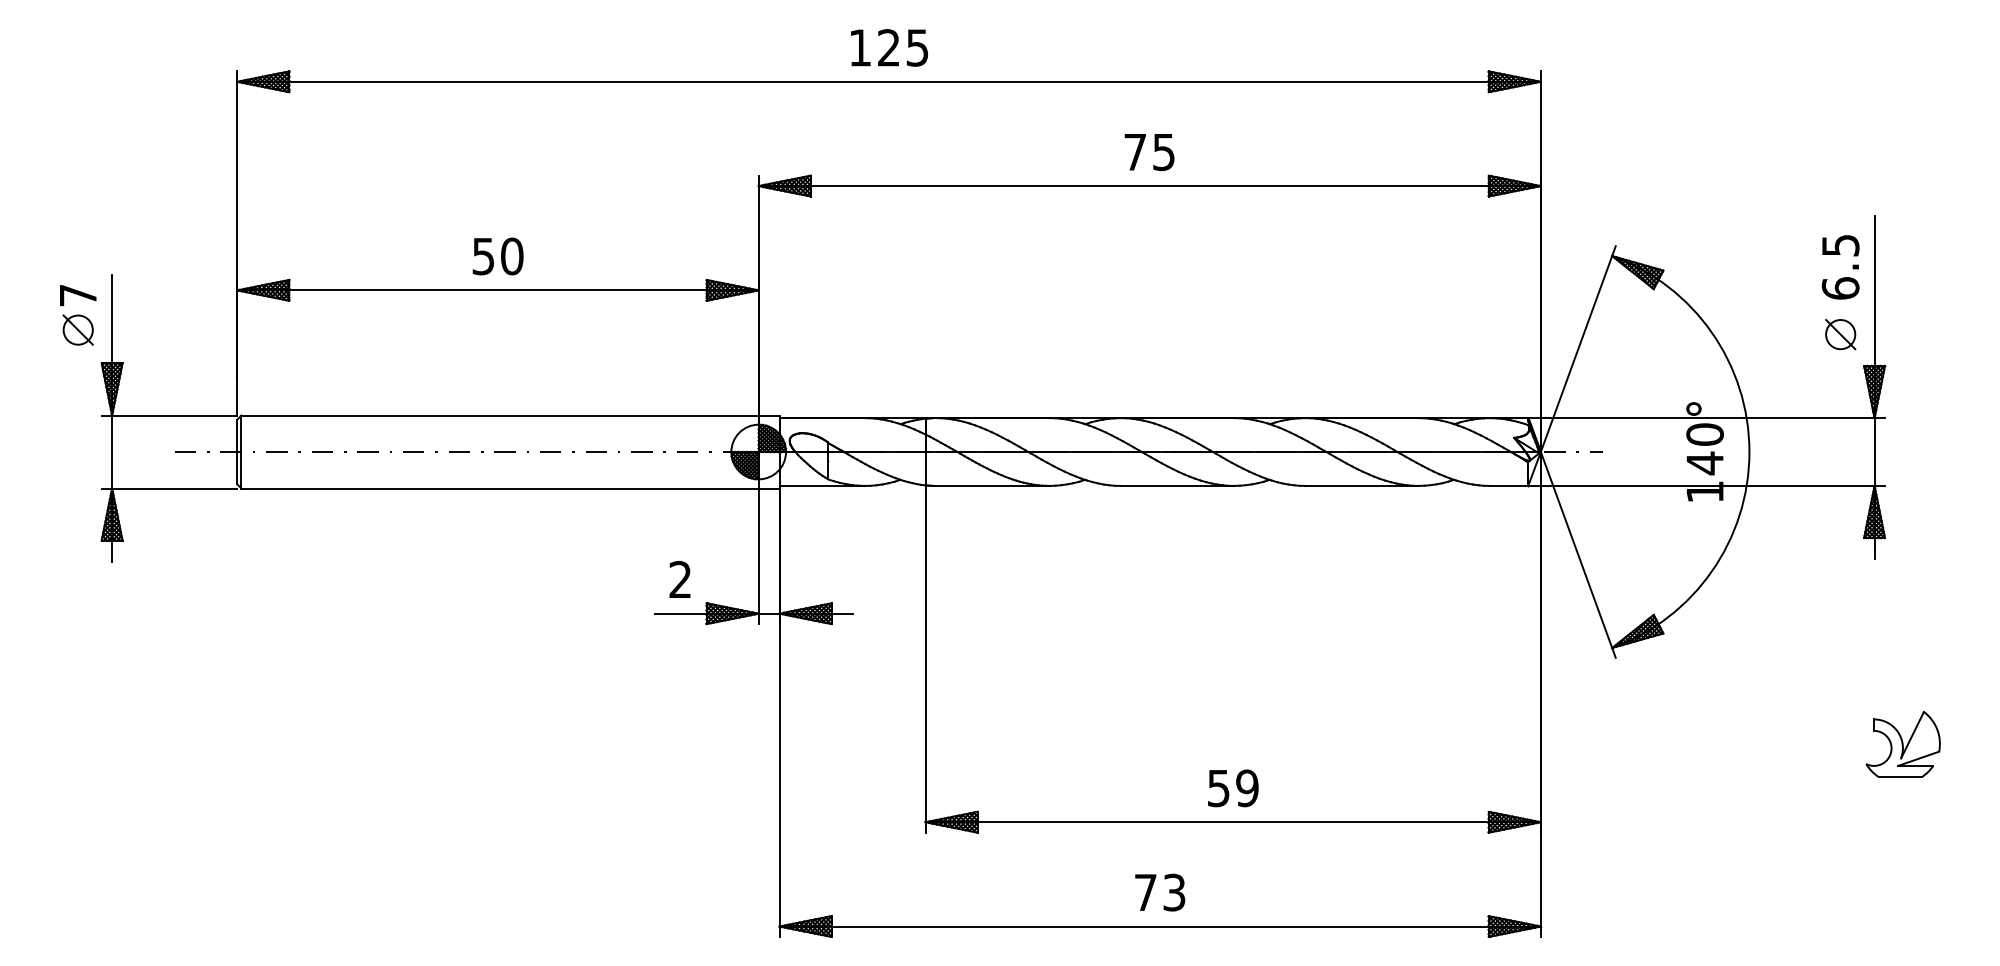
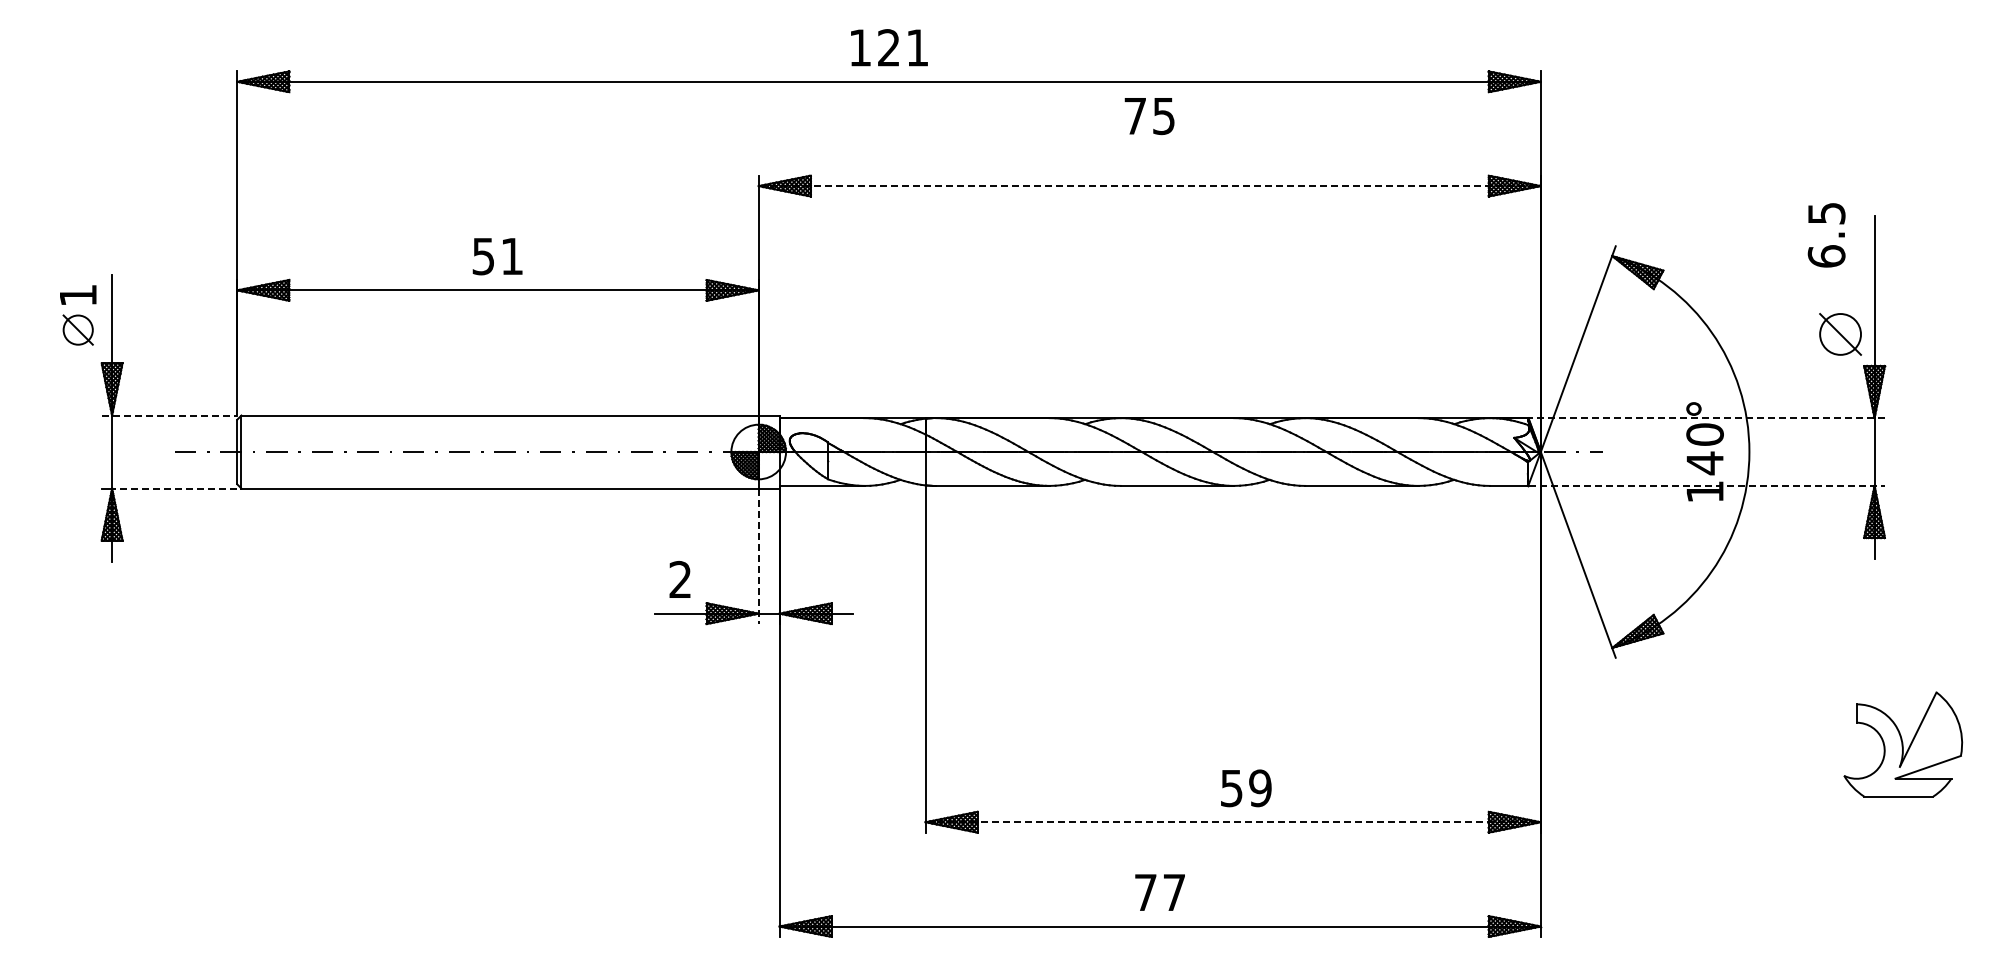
text: 125 -> 121 (917, 47)
text position: (1149, 152) -> (1149, 116) (1149, 116)
line: solid -> dashed (1150, 186)
text: 50 -> 51 (512, 256)
text position: (1840, 267) -> (1826, 235) (1826, 235)
text: 7 -> 1 (78, 295)
part size: 32x32 px -> 43x43 px (1840, 334)
line: solid -> dashed (169, 415)
line: solid -> dashed (1706, 418)
line: solid -> dashed (1707, 485)
line: solid -> dashed (174, 488)
line: solid -> dashed (758, 556)
part size: 76x67 px -> 121x107 px (1903, 744)
text position: (1233, 788) -> (1246, 788) (1246, 788)
line: solid -> dashed (1233, 822)
text: 73 -> 77 (1174, 892)
